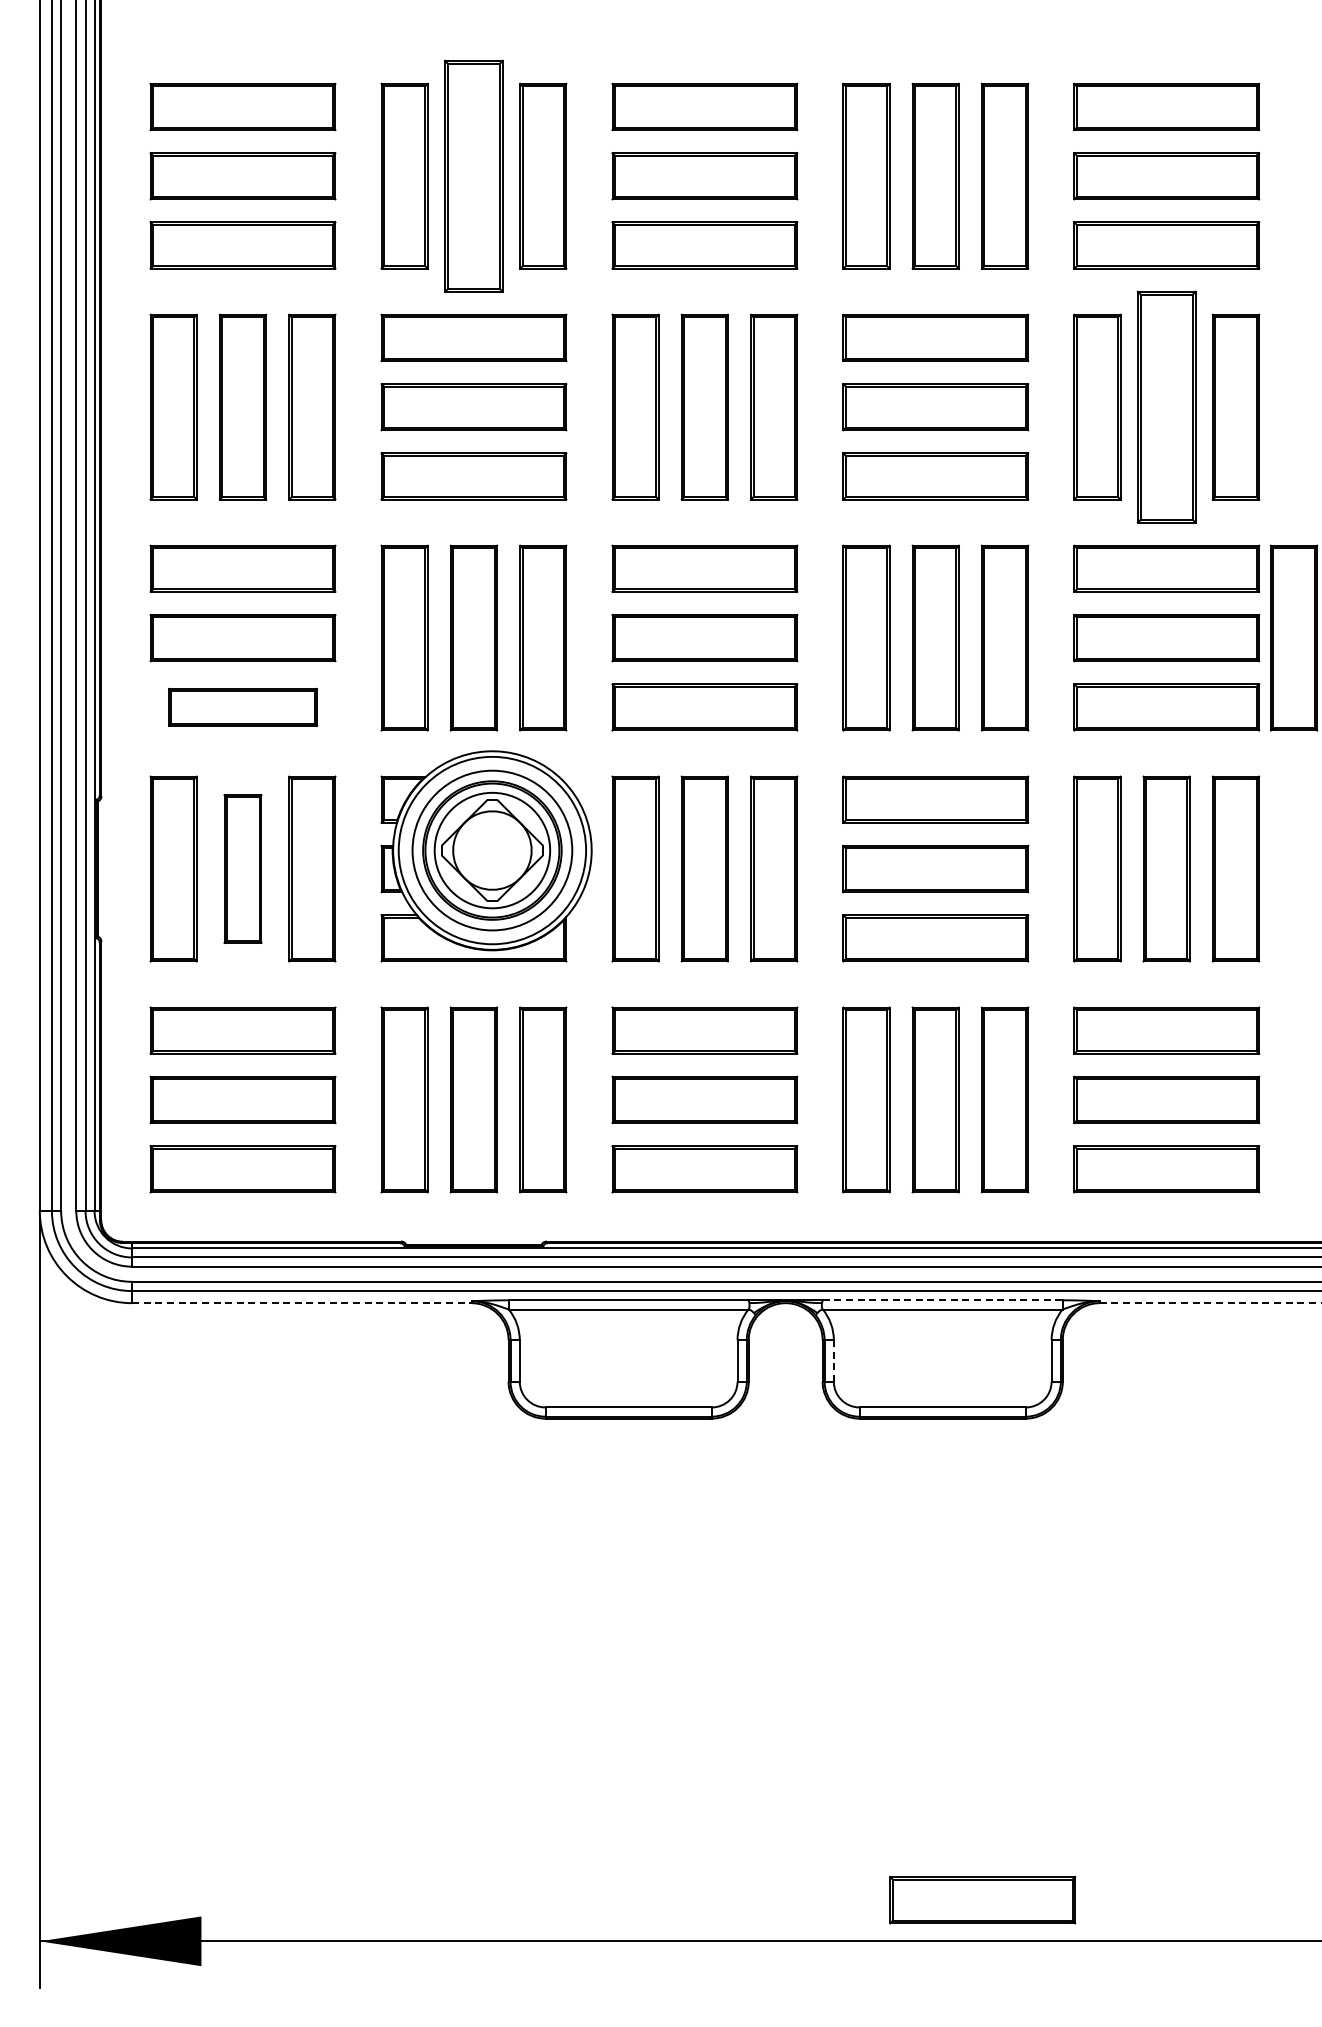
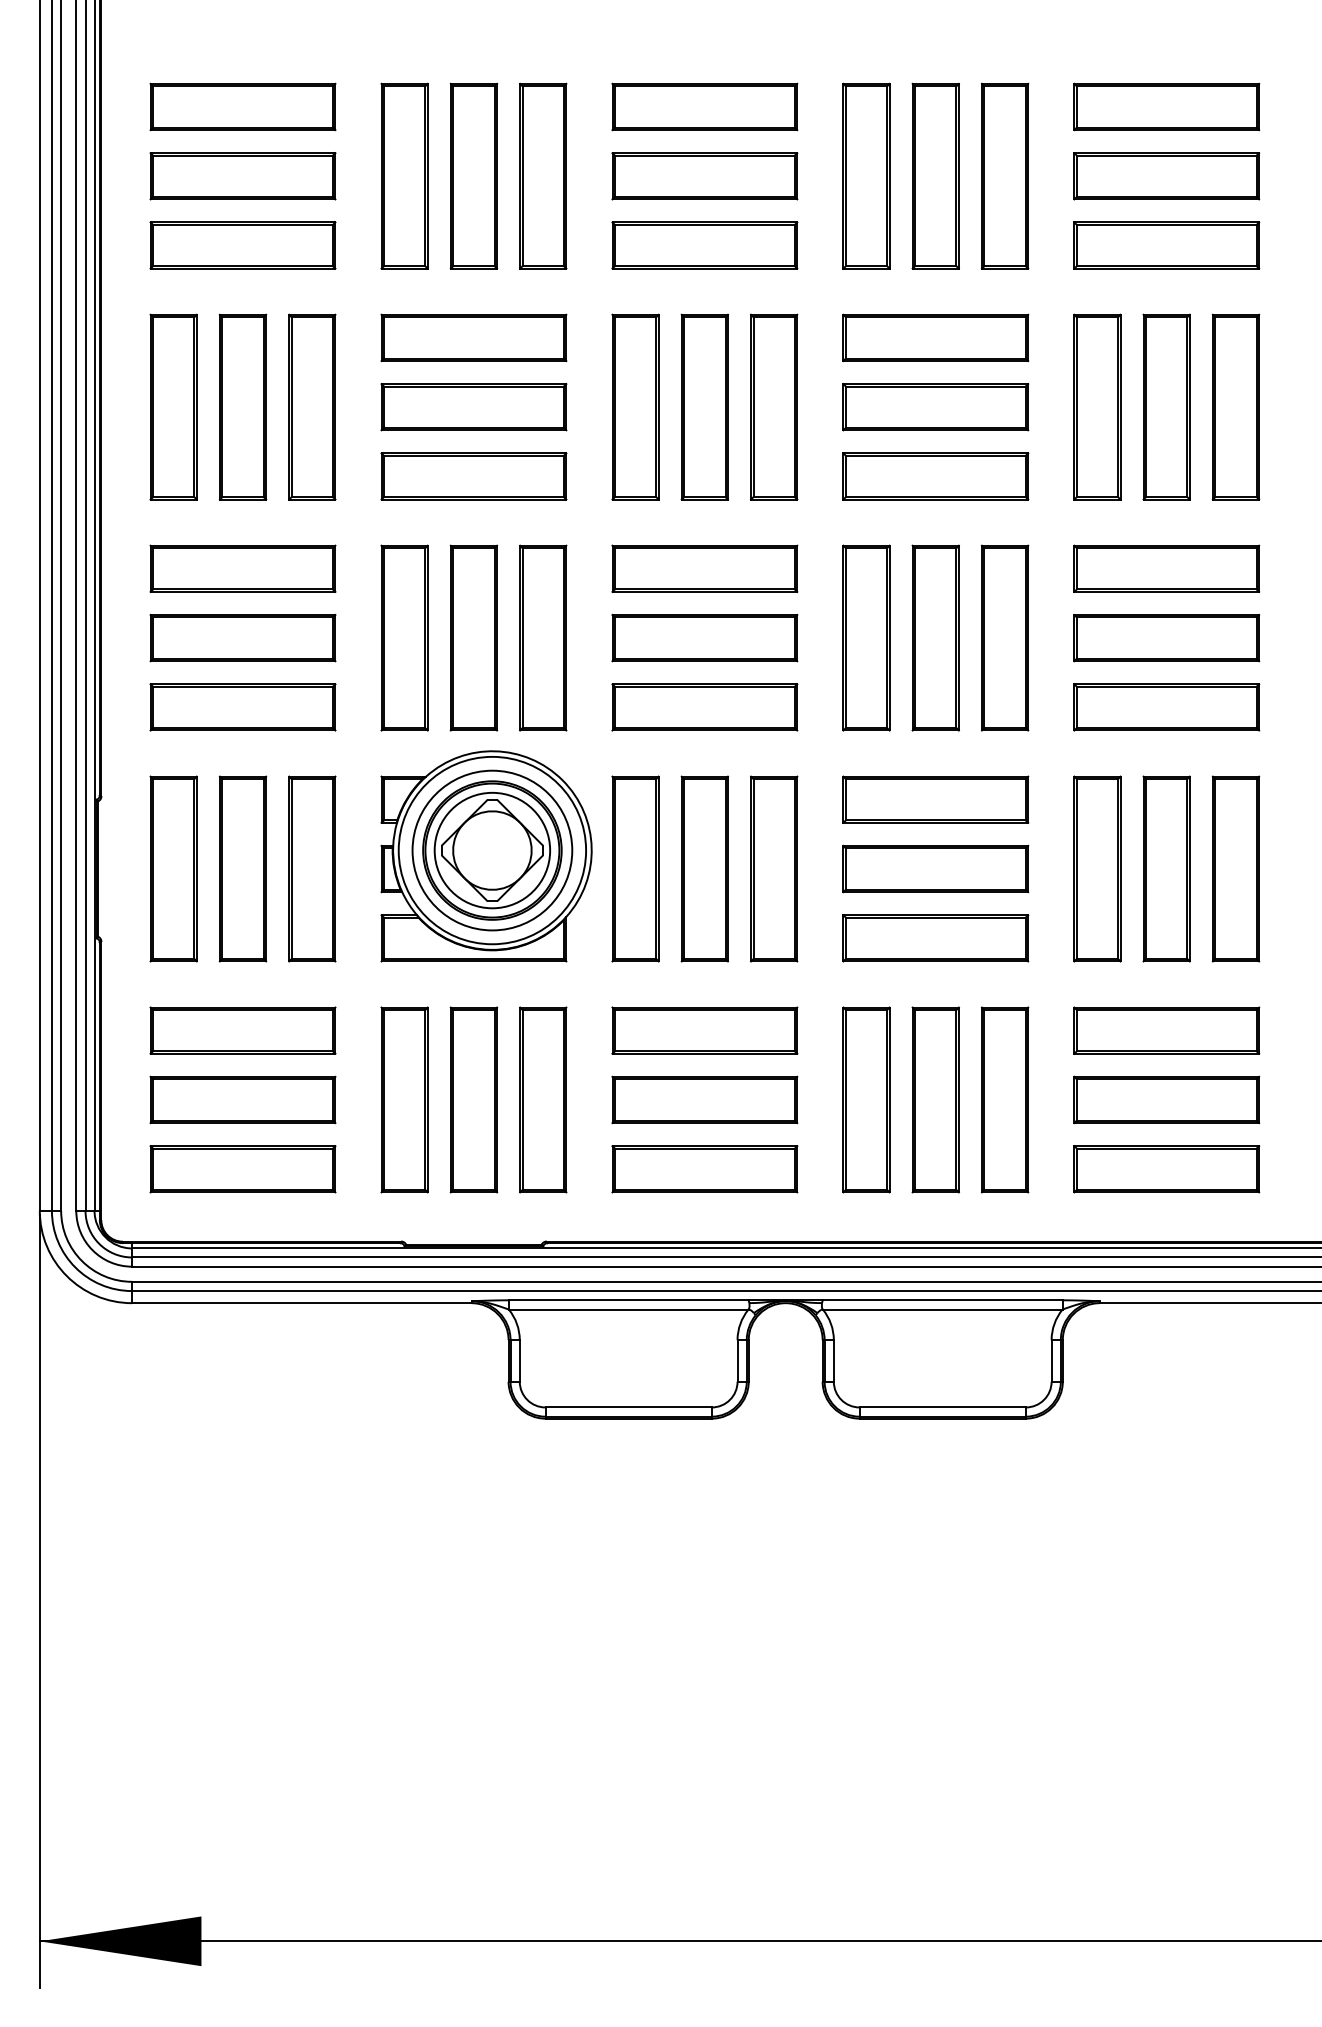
part size: 60x234 px -> 50x188 px (473, 175)
part size: 61x234 px -> 49x188 px (1166, 406)
part: present -> none (1293, 637)
part size: 150x40 px -> 188x49 px (242, 707)
part size: 40x150 px -> 50x188 px (242, 868)
line: dashed -> solid (942, 1300)
line: dashed -> solid (301, 1303)
line: dashed -> solid (1210, 1303)
line: dashed -> solid (833, 1360)
part: present -> none (982, 1900)
